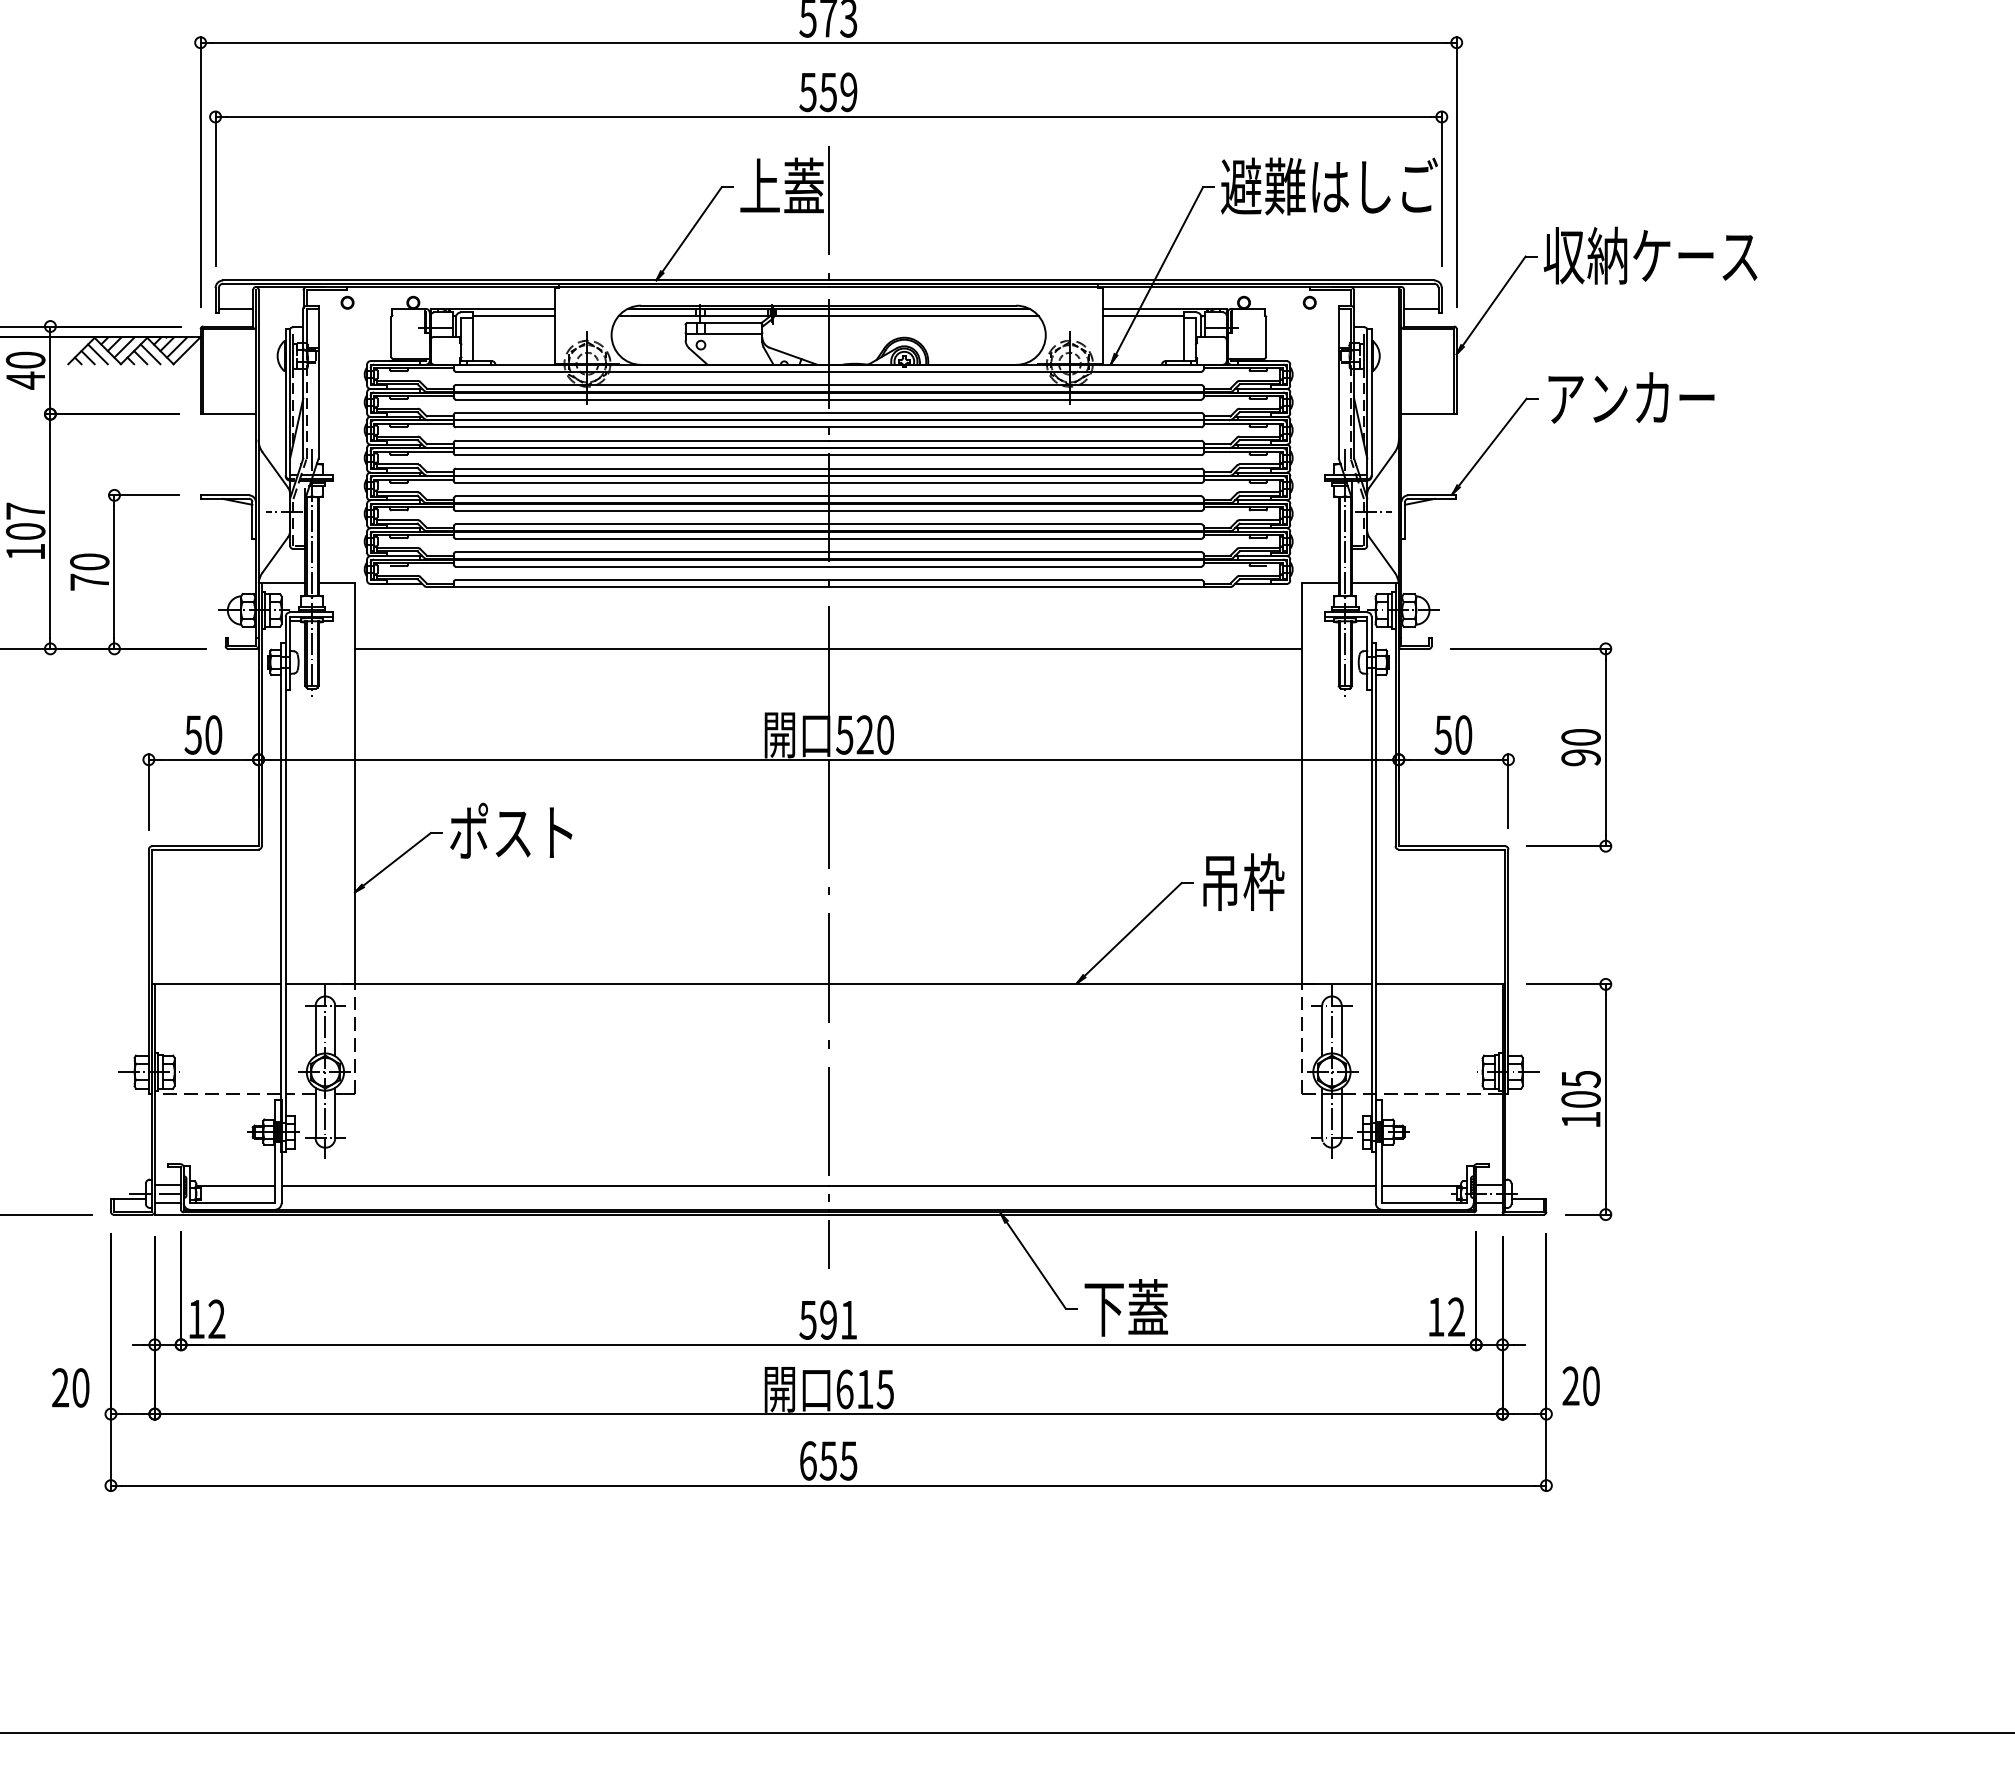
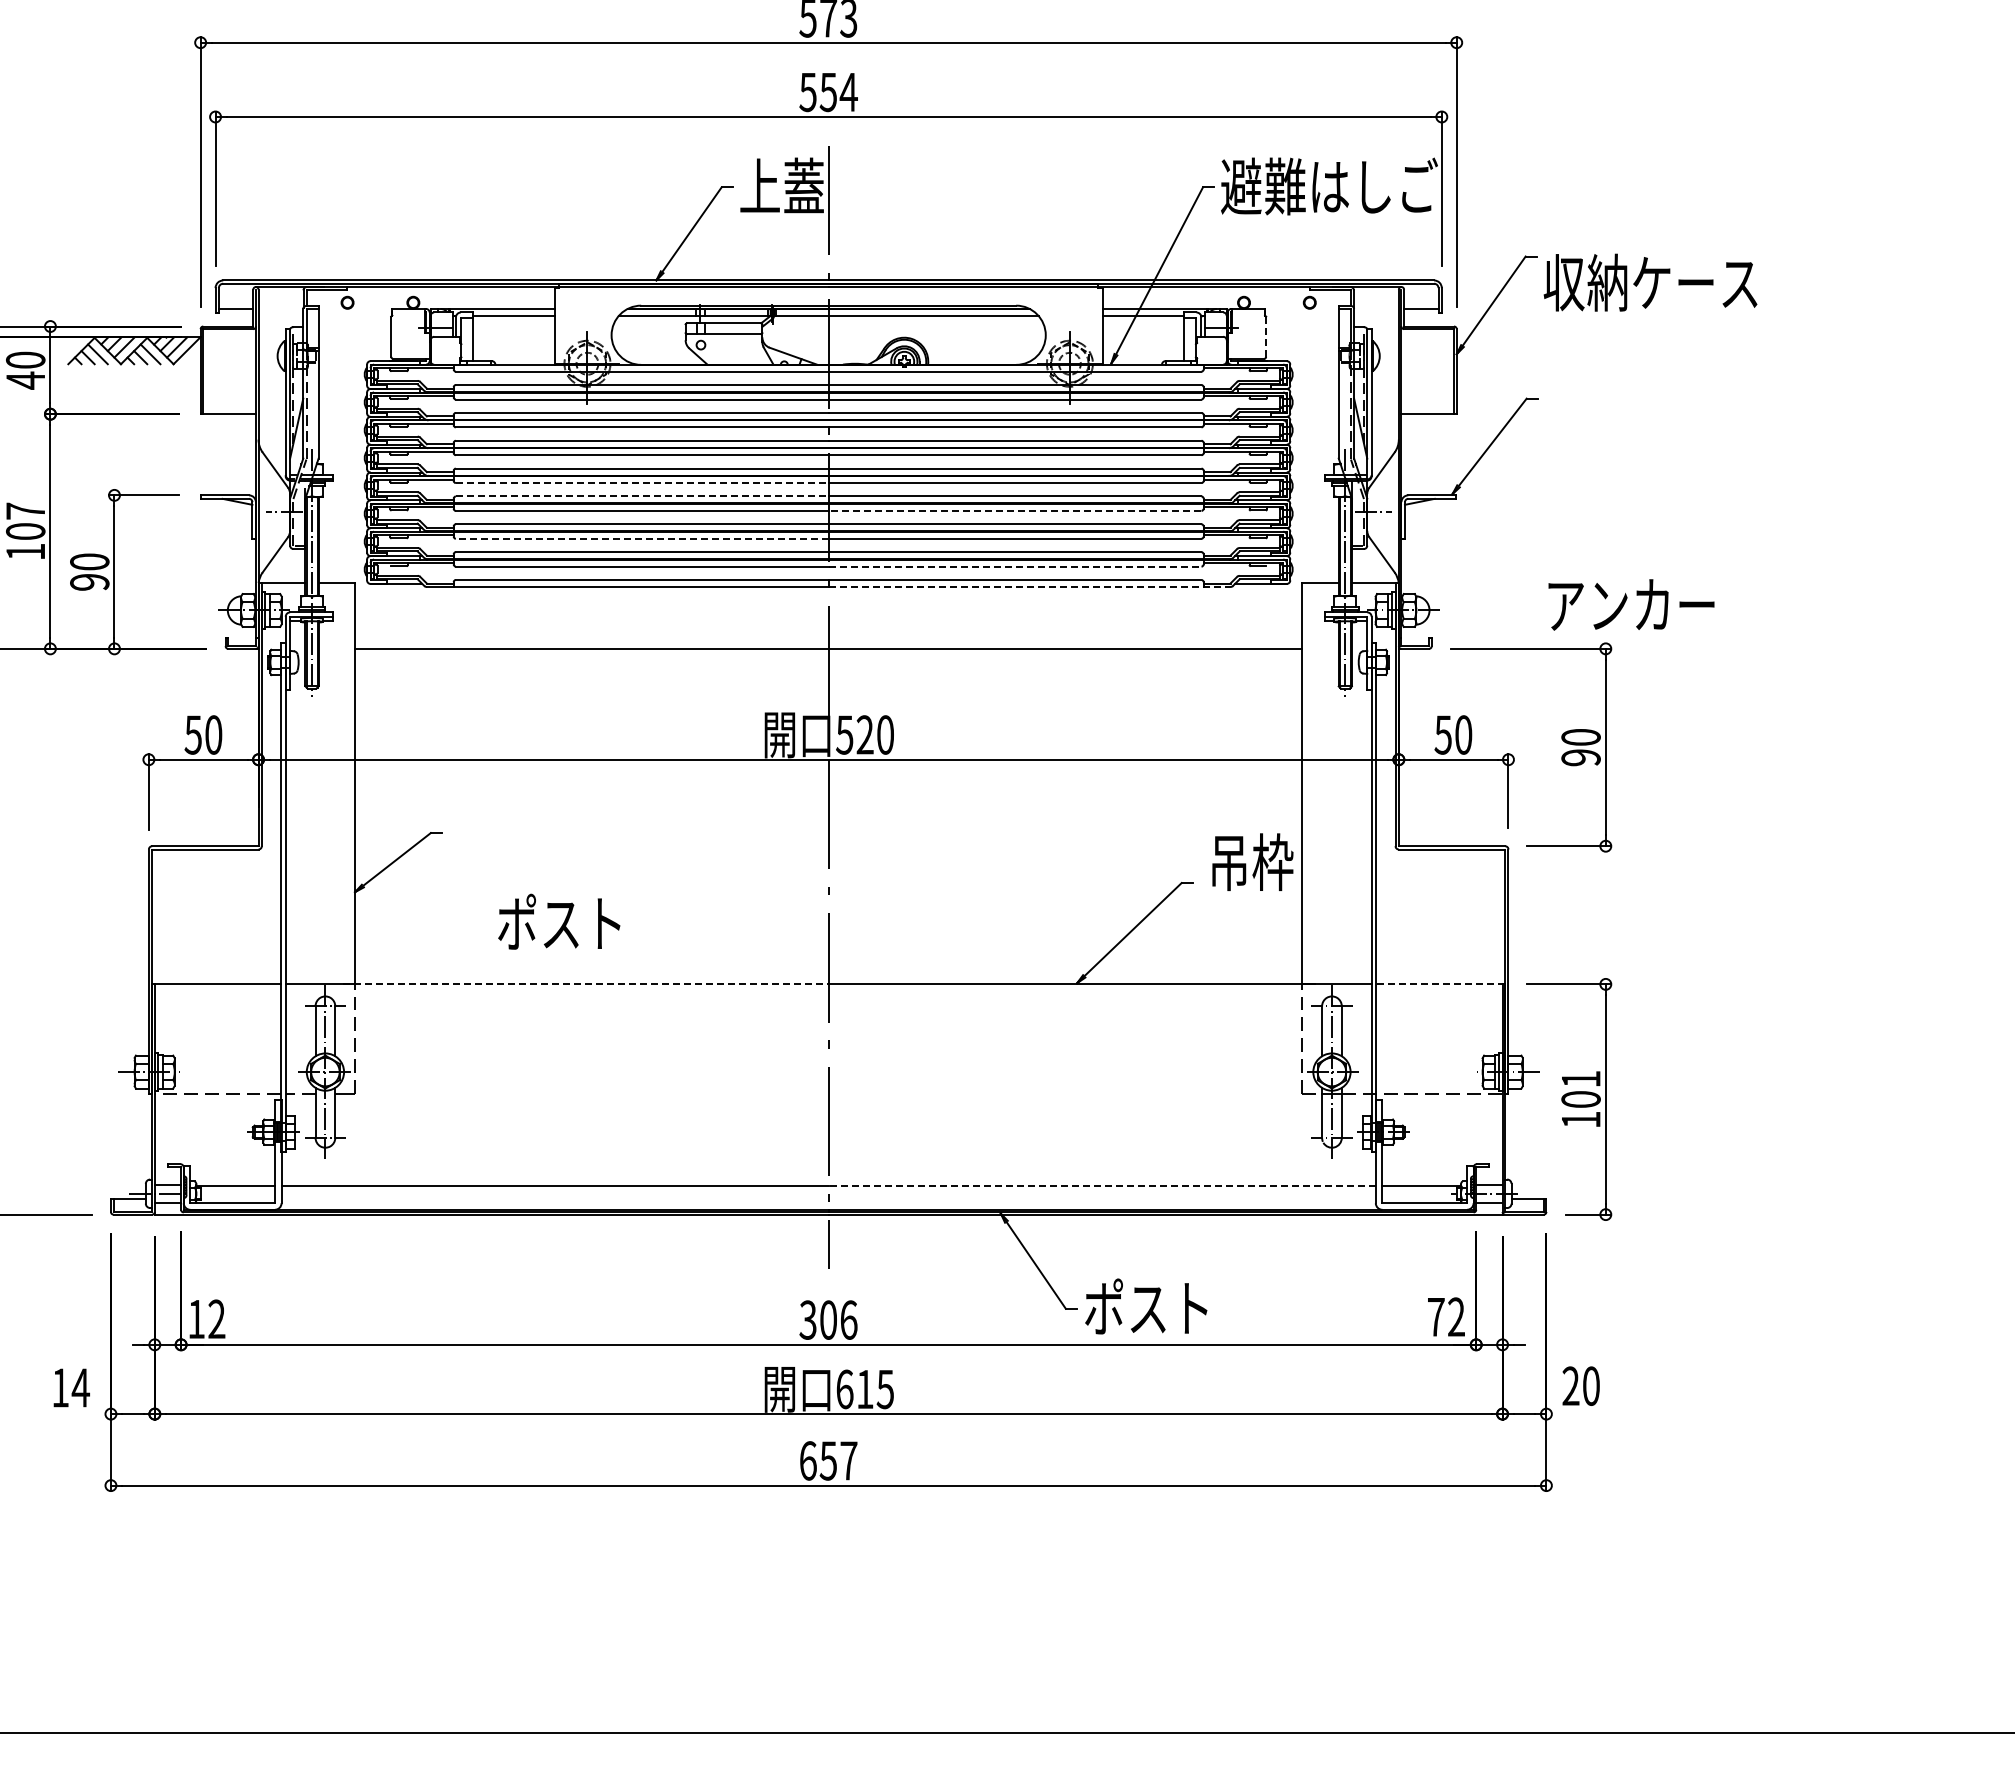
text: 559 -> 554 (848, 92)
text position: (1650, 255) -> (1650, 282) (1650, 282)
line: solid -> dashed (1266, 337)
text position: (1631, 397) -> (1631, 604) (1631, 604)
line: solid -> dashed (642, 483)
line: solid -> dashed (642, 496)
line: solid -> dashed (1014, 510)
line: solid -> dashed (641, 538)
line: solid -> dashed (1015, 566)
text: 70 -> 90 (89, 581)
line: solid -> dashed (1029, 587)
text position: (511, 830) -> (559, 921) (559, 921)
text position: (1243, 881) -> (1252, 861) (1252, 861)
line: solid -> dashed (585, 984)
line: solid -> dashed (1440, 984)
text: 105 -> 101 (1581, 1079)
line: solid -> dashed (1102, 1186)
text: 下蓋 -> ポスト (1145, 1307)
text: 12 -> 72 (1436, 1317)
text: 591 -> 306 (828, 1319)
text: 20 -> 14 (71, 1387)
text: 655 -> 657 (848, 1460)
